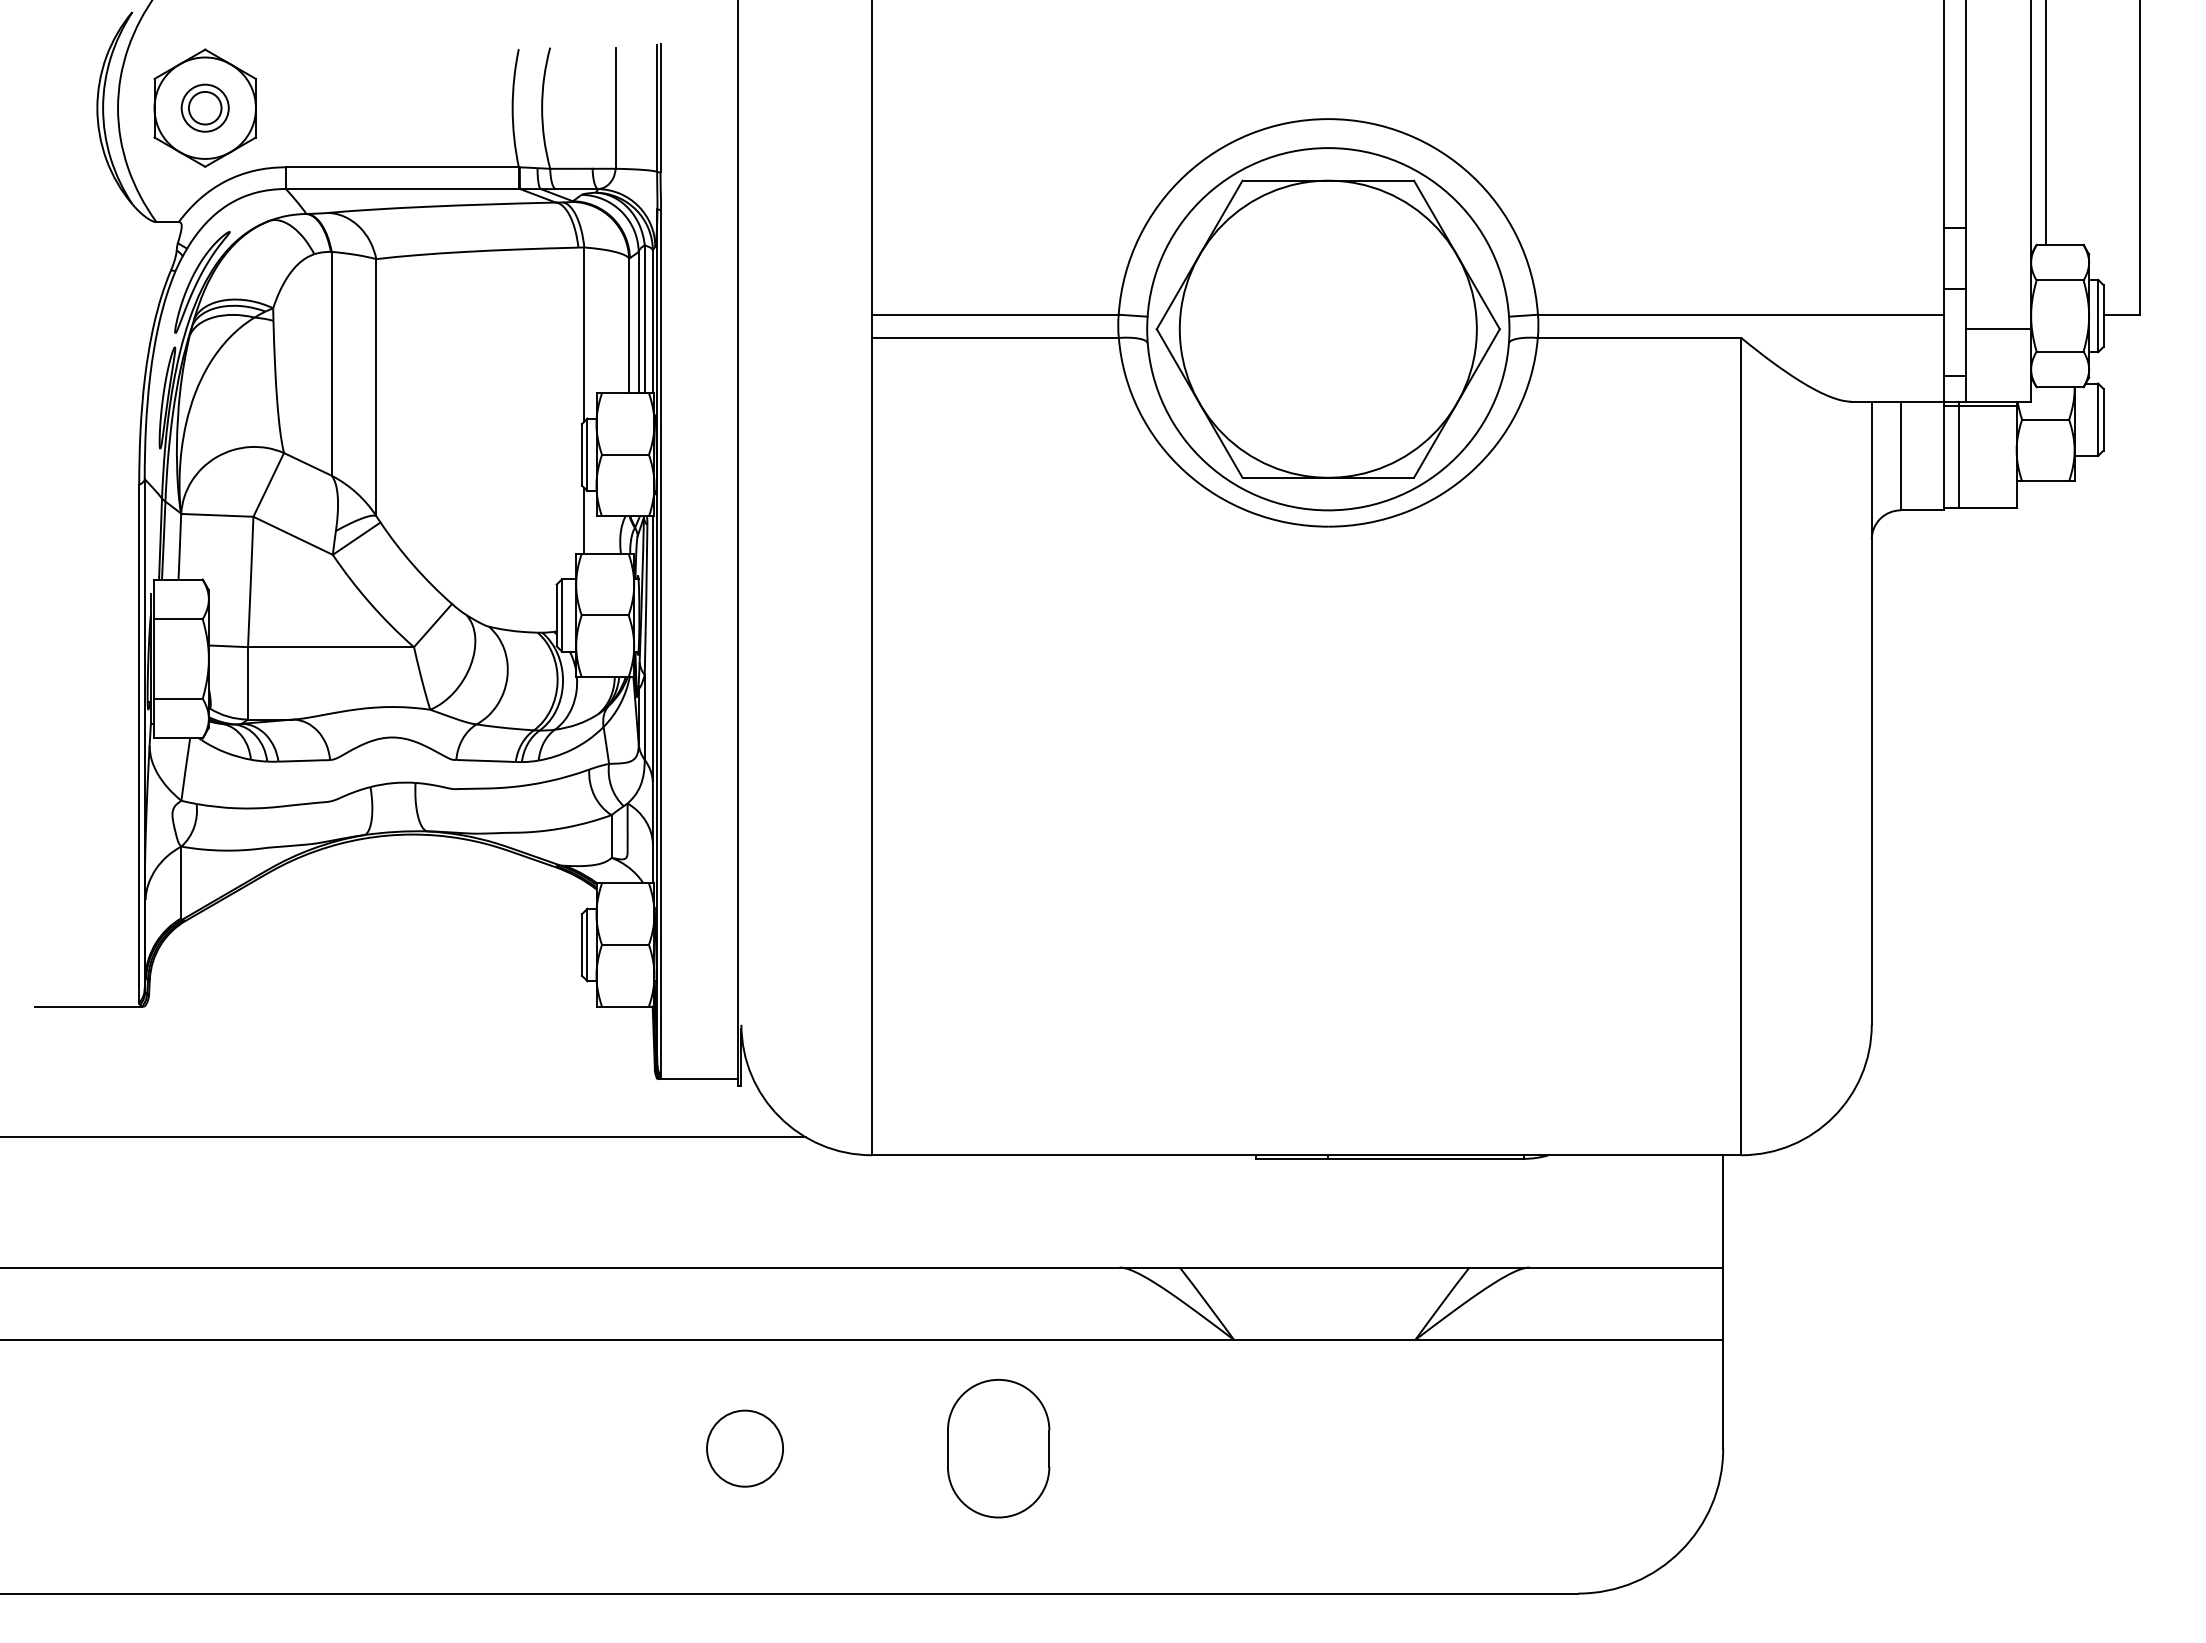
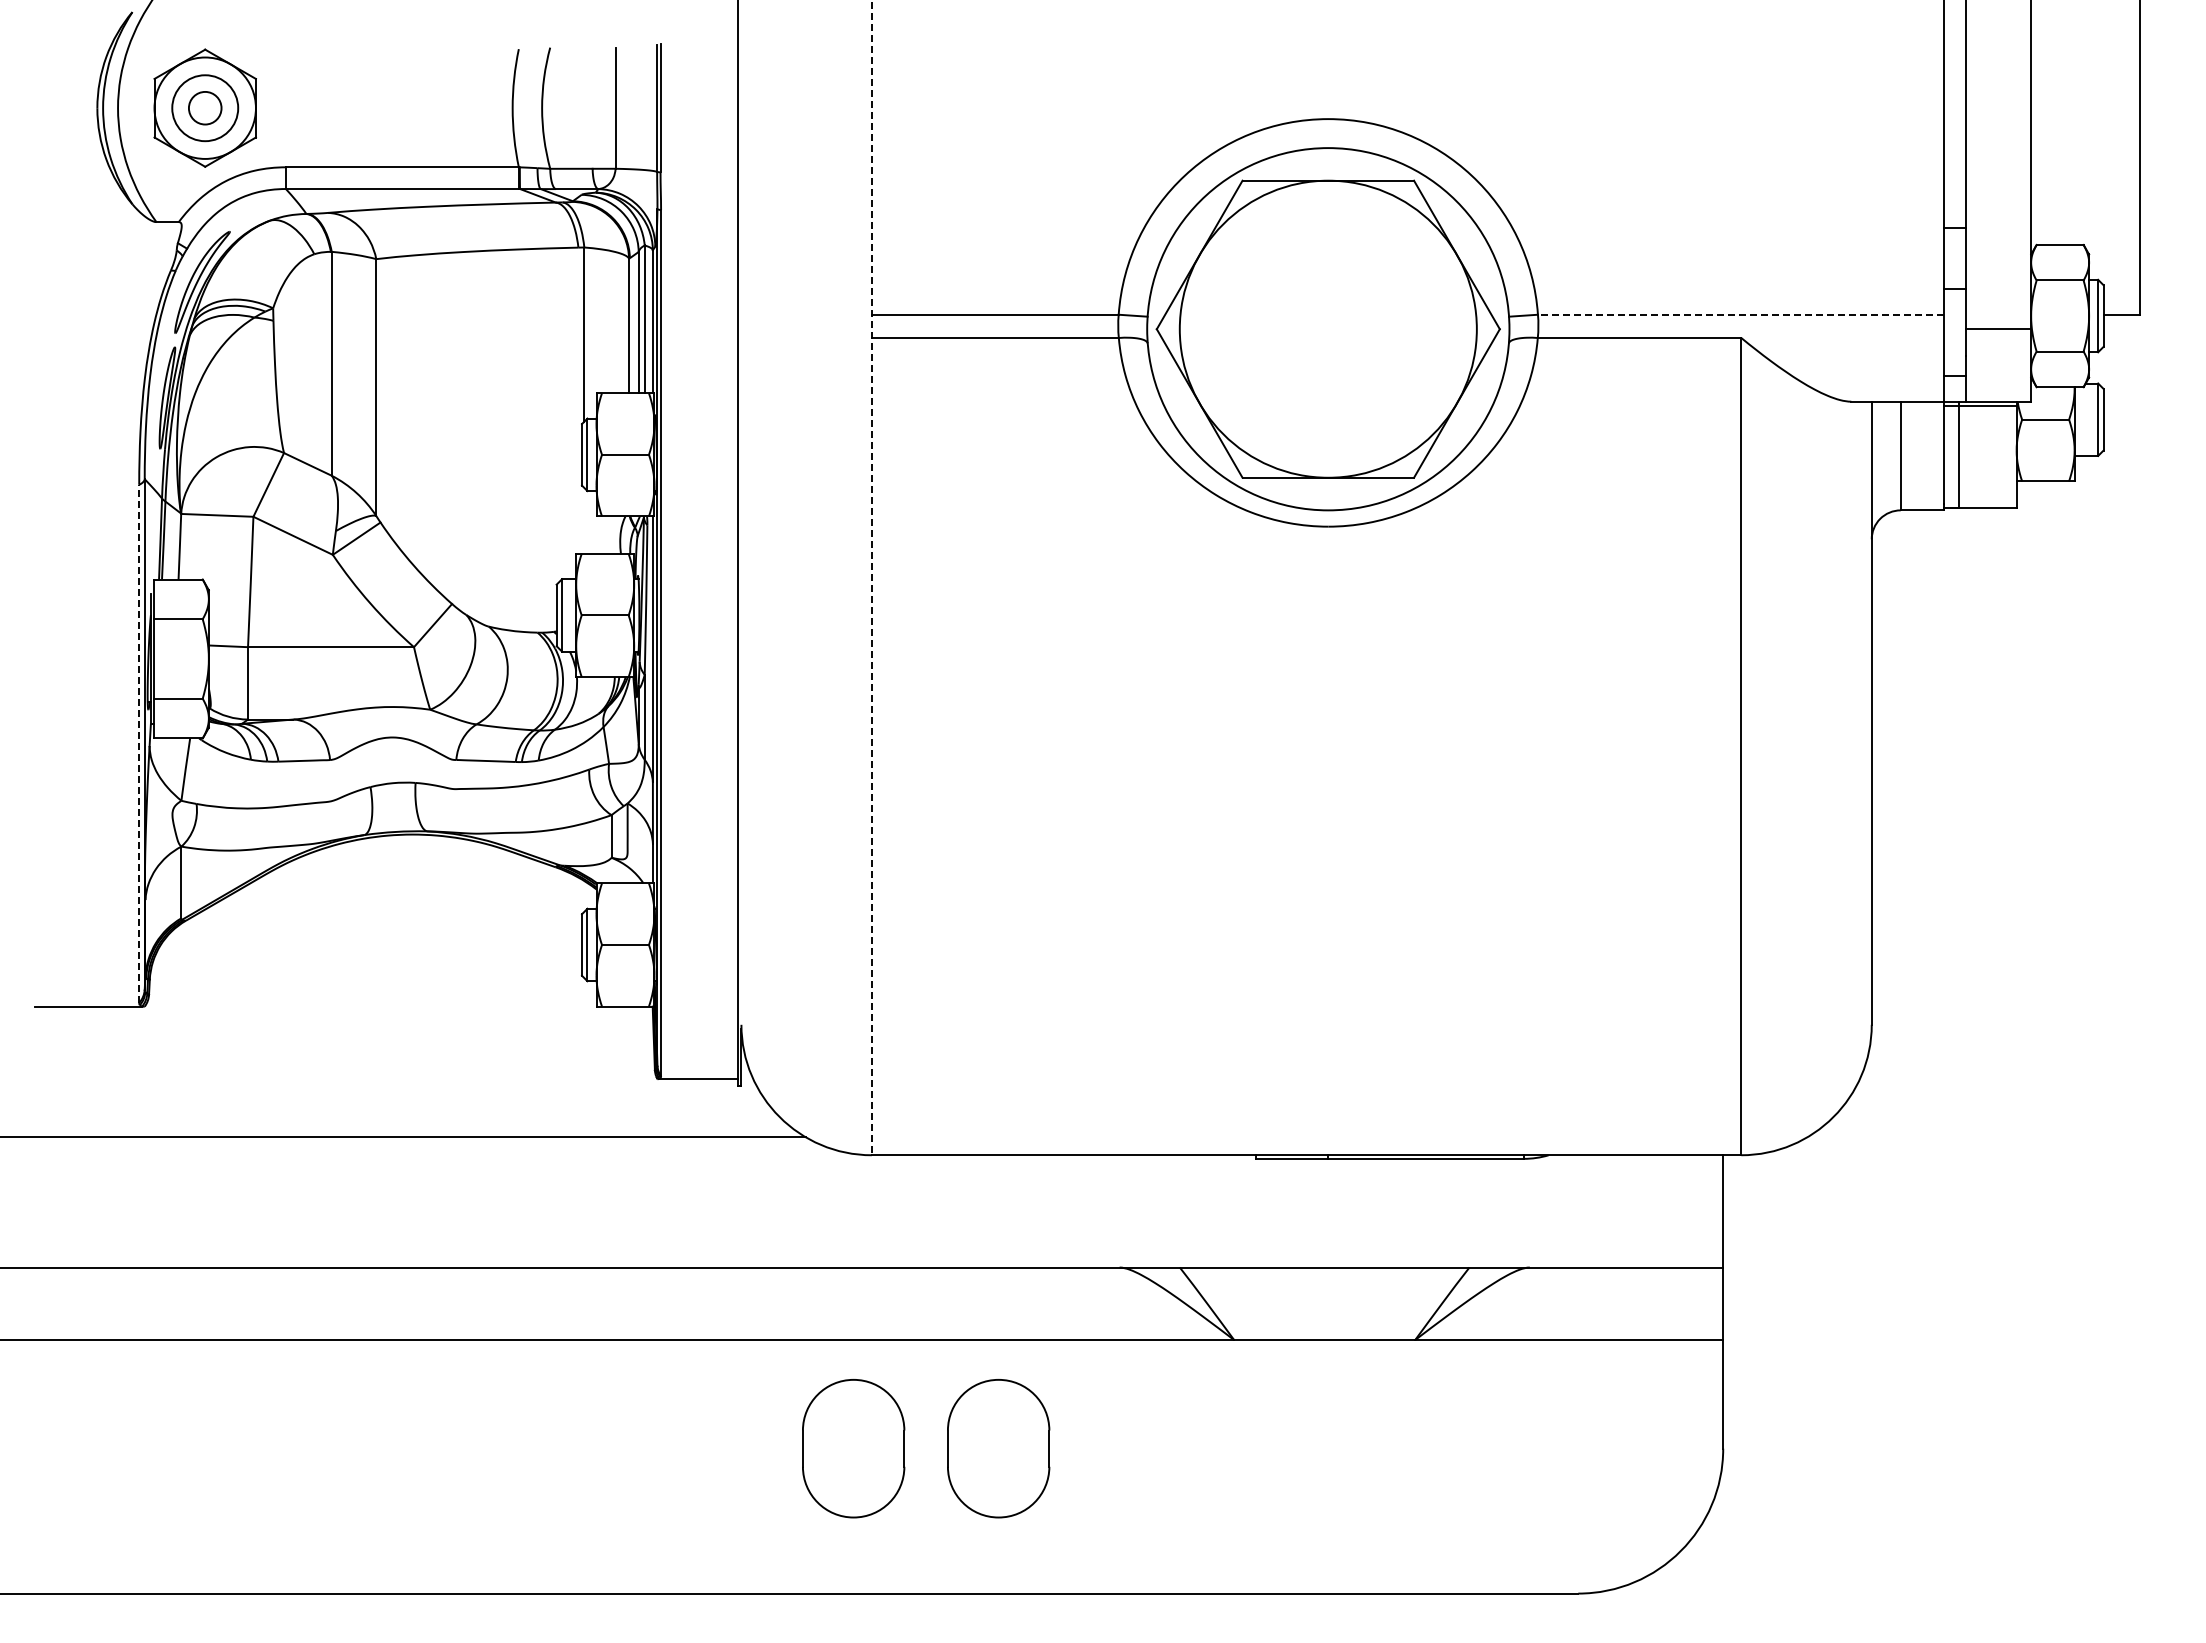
circle diameter: 47 px -> 66 px (205, 108)
line: present -> none (2045, 123)
line: solid -> dashed (1740, 314)
line: present -> none (584, 520)
line: solid -> dashed (871, 578)
line: solid -> dashed (139, 743)
circle: present -> none (744, 1448)
part: none -> present (853, 1448)
